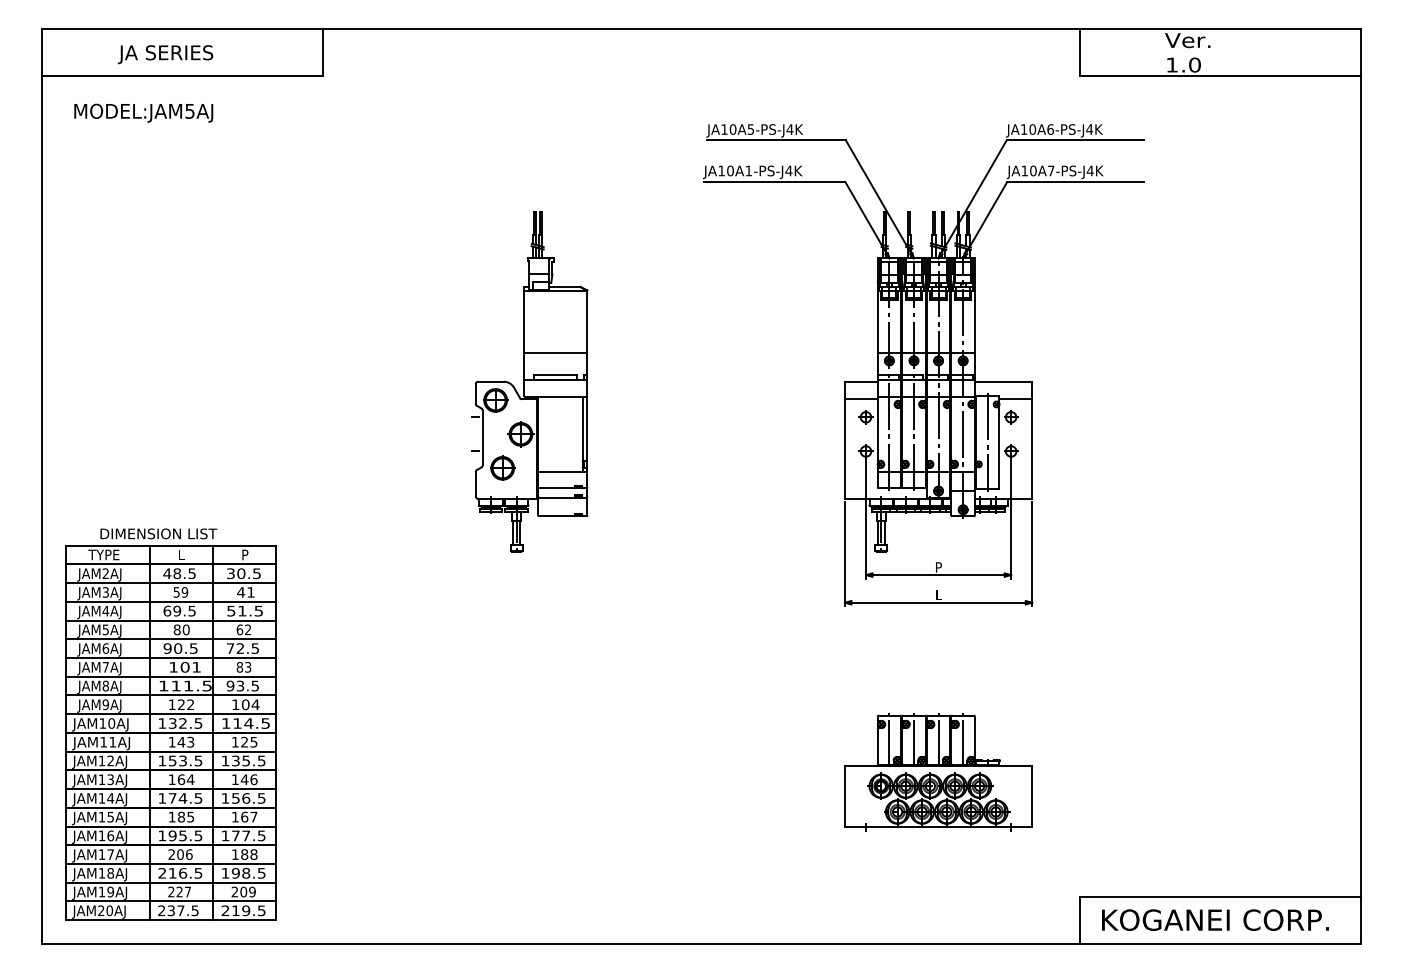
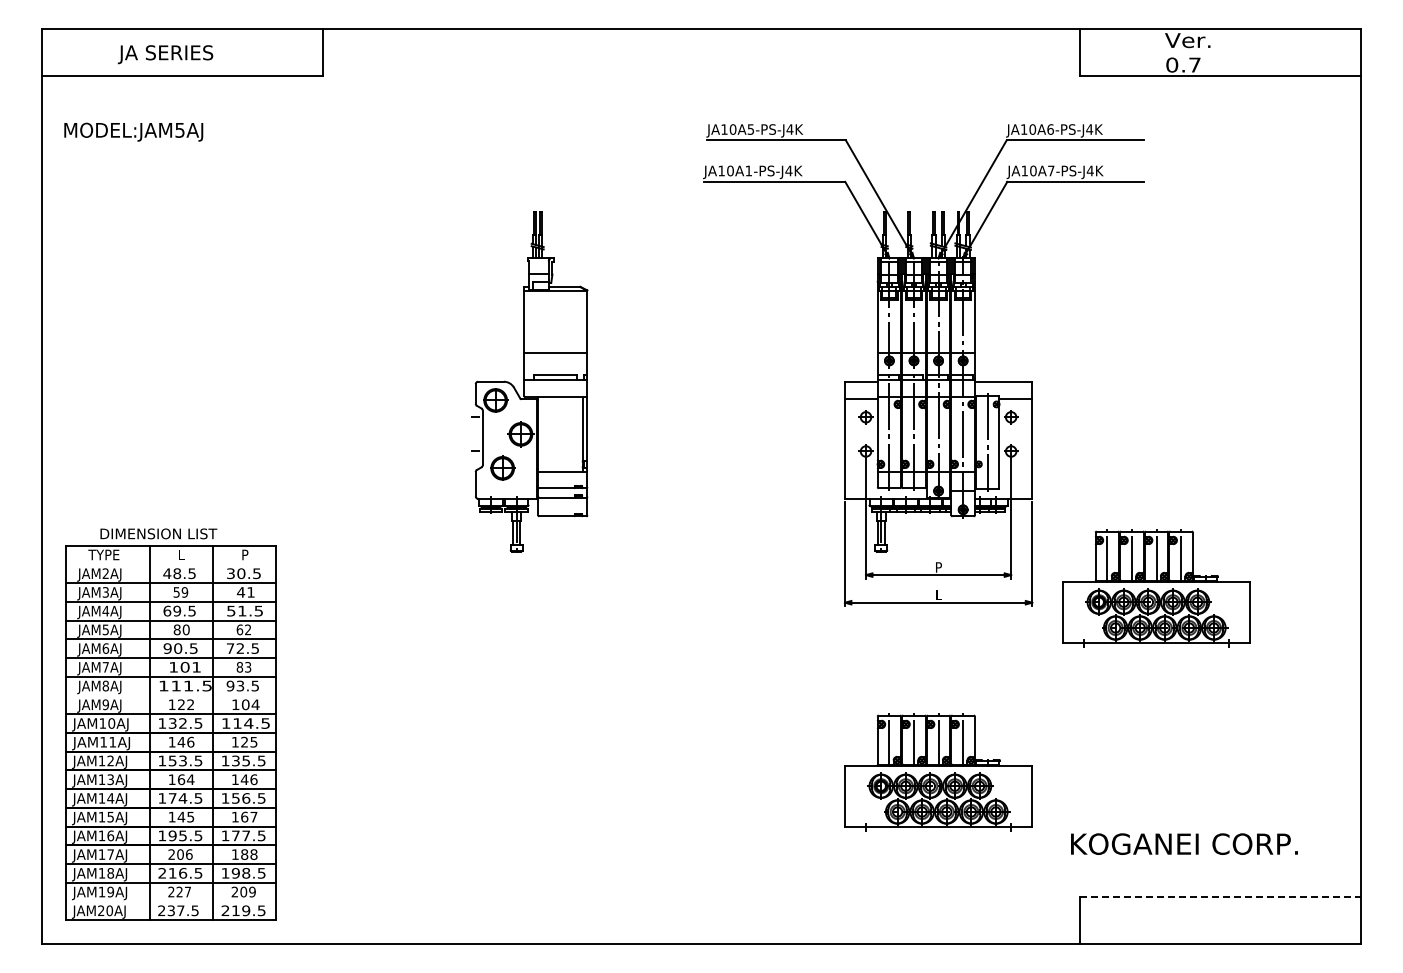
text: 1.0 -> 0.7 (1183, 64)
text position: (143, 112) -> (133, 131) (133, 131)
line: present -> none (170, 564)
part: none -> present (1156, 588)
line: present -> none (170, 695)
text: 143 -> 146 (190, 741)
text: 185 -> 145 (181, 816)
line: solid -> dashed (1220, 896)
line: present -> none (170, 901)
text position: (1215, 919) -> (1184, 843) (1184, 843)
